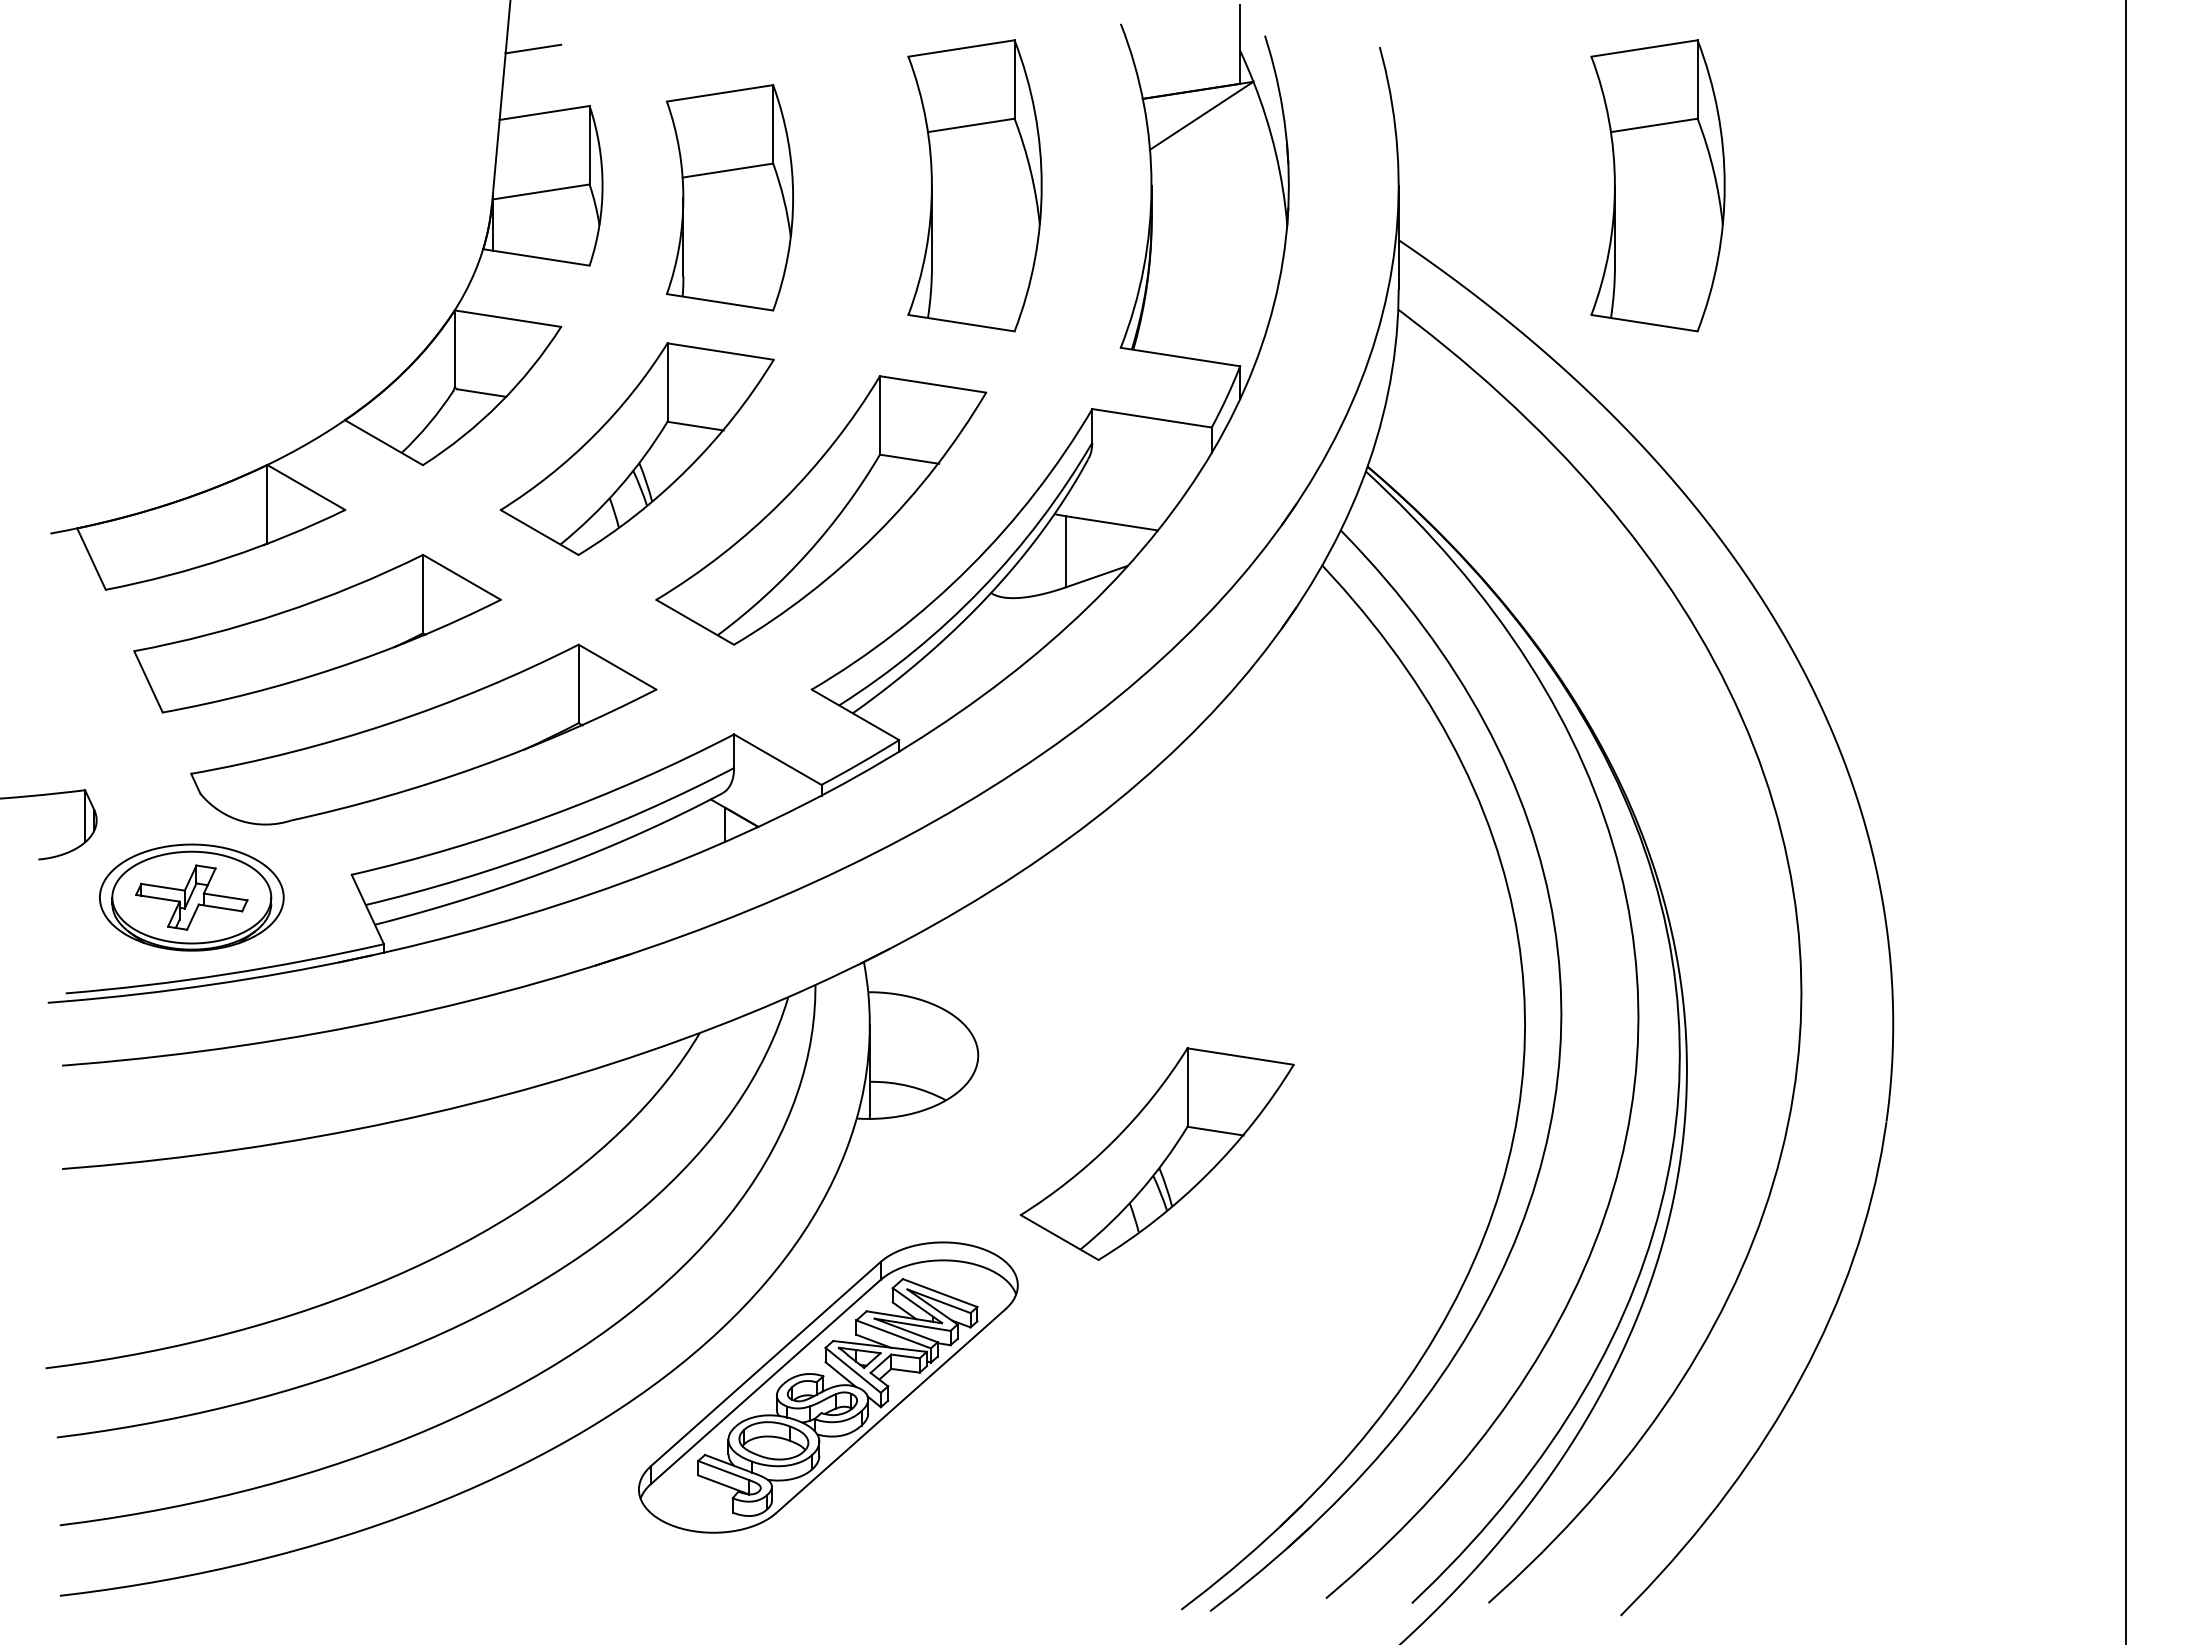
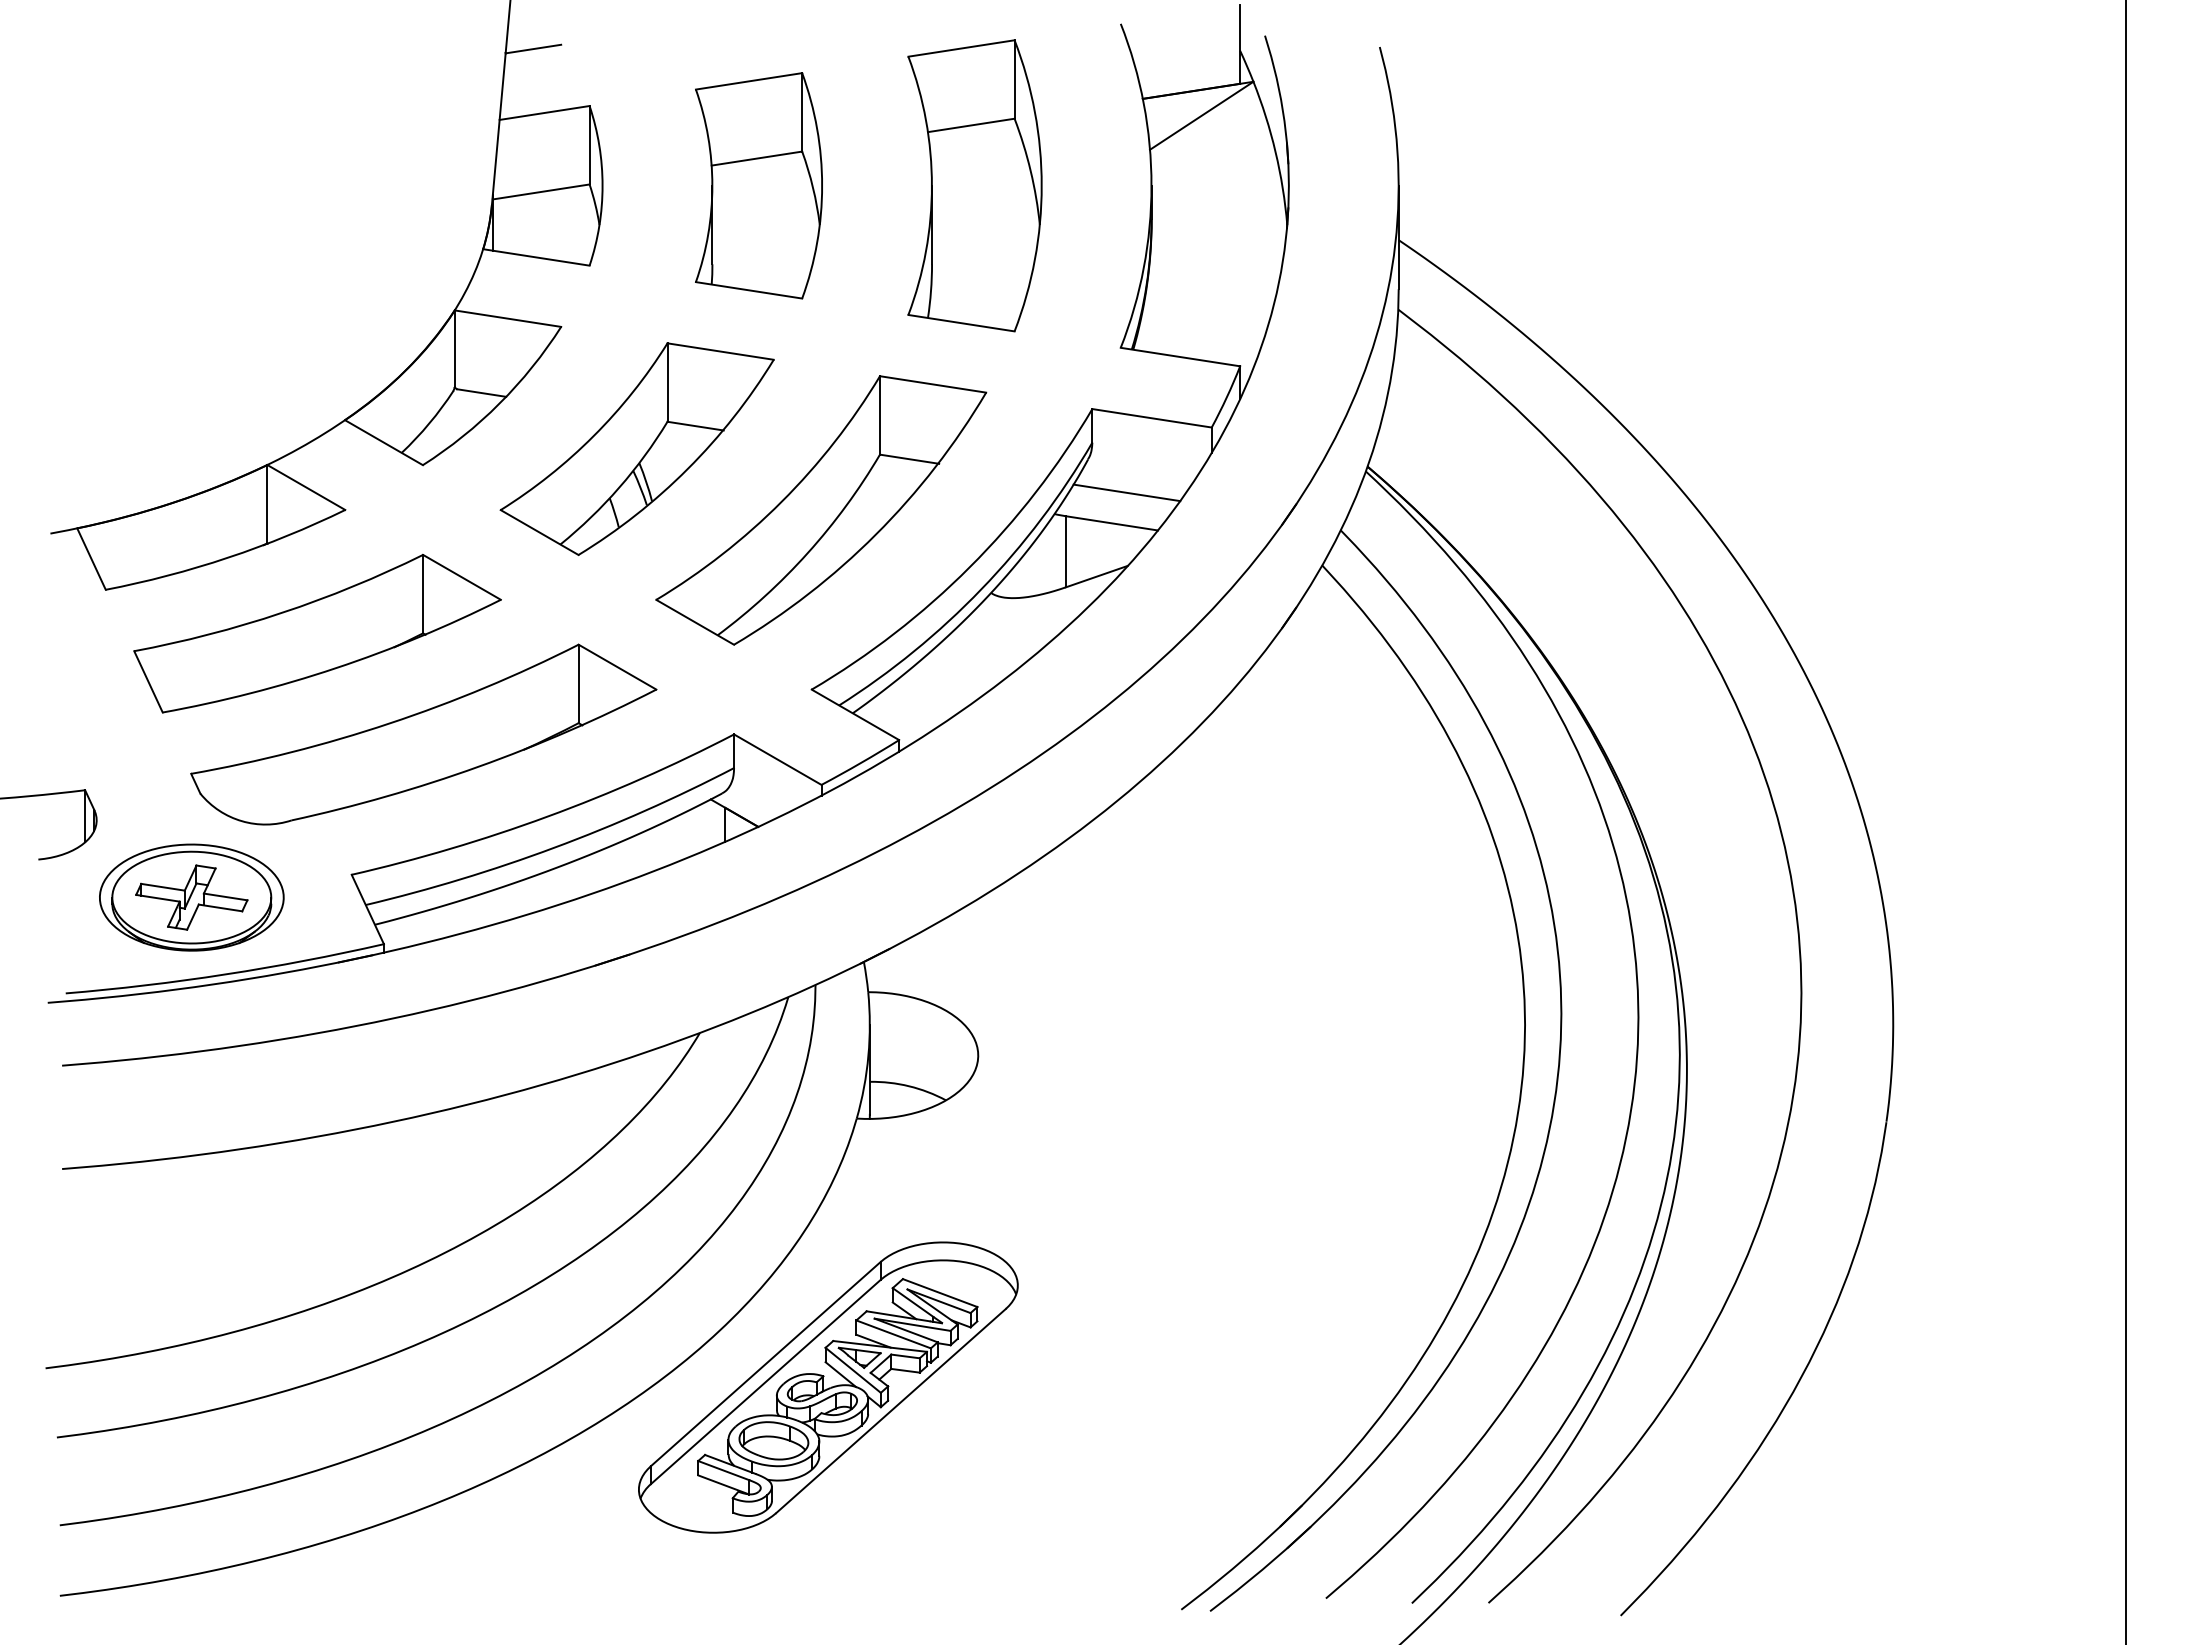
part: present -> none (1657, 185)
part position: (729, 197) -> (758, 185) (758, 185)
line: none -> present (1126, 492)
part: present -> none (1156, 1153)
